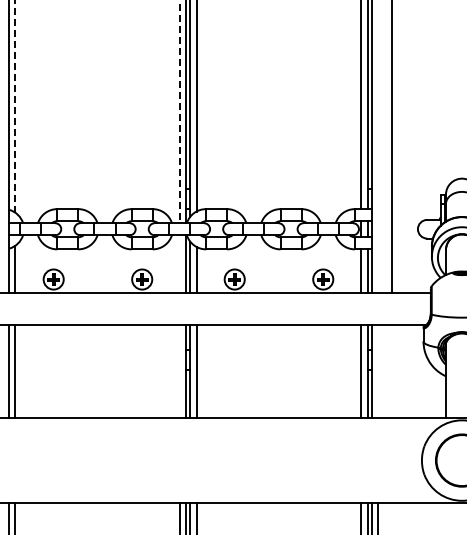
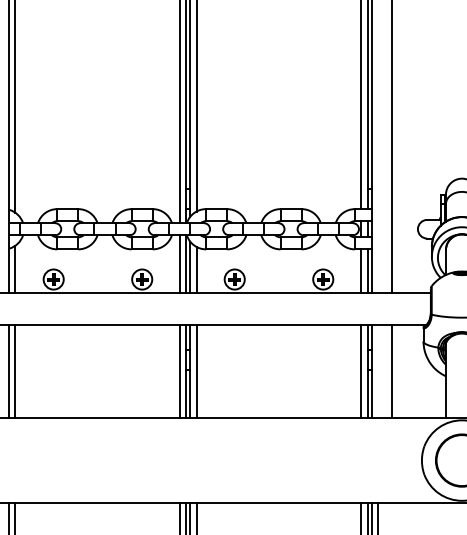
line: dashed -> solid (15, 106)
line: dashed -> solid (180, 112)
line: none -> present (180, 264)
line: none -> present (180, 371)
line: none -> present (391, 371)
